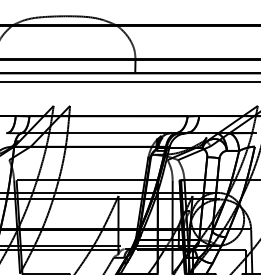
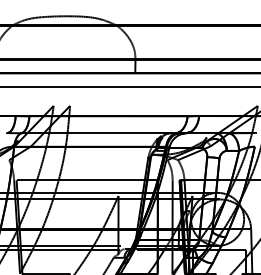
line position: (129, 81) -> (129, 86) (129, 86)
